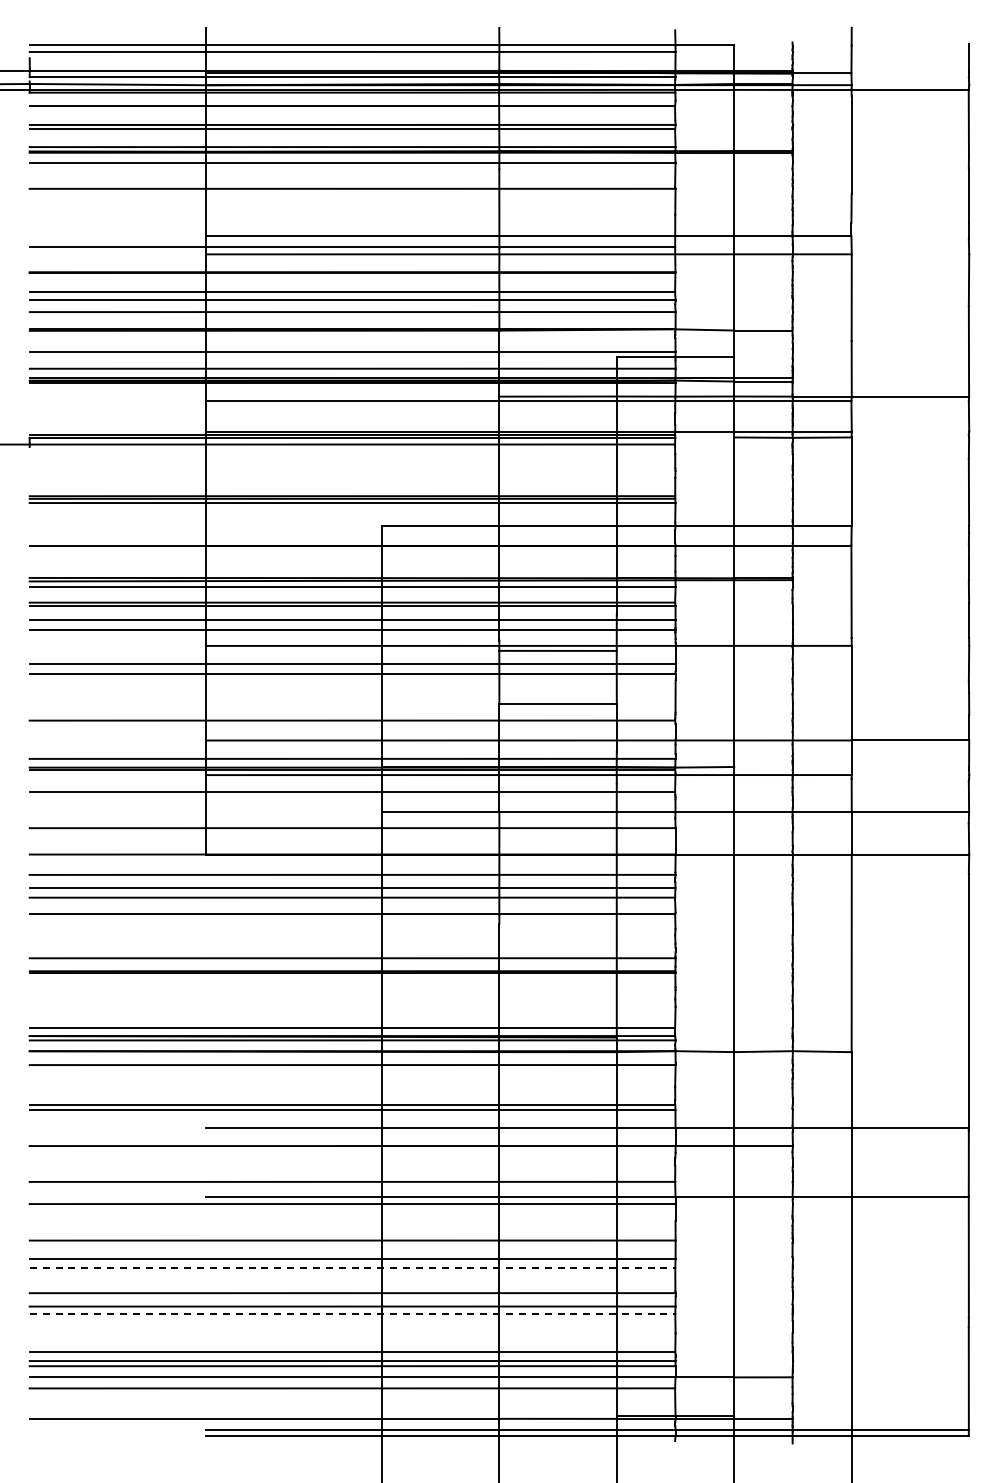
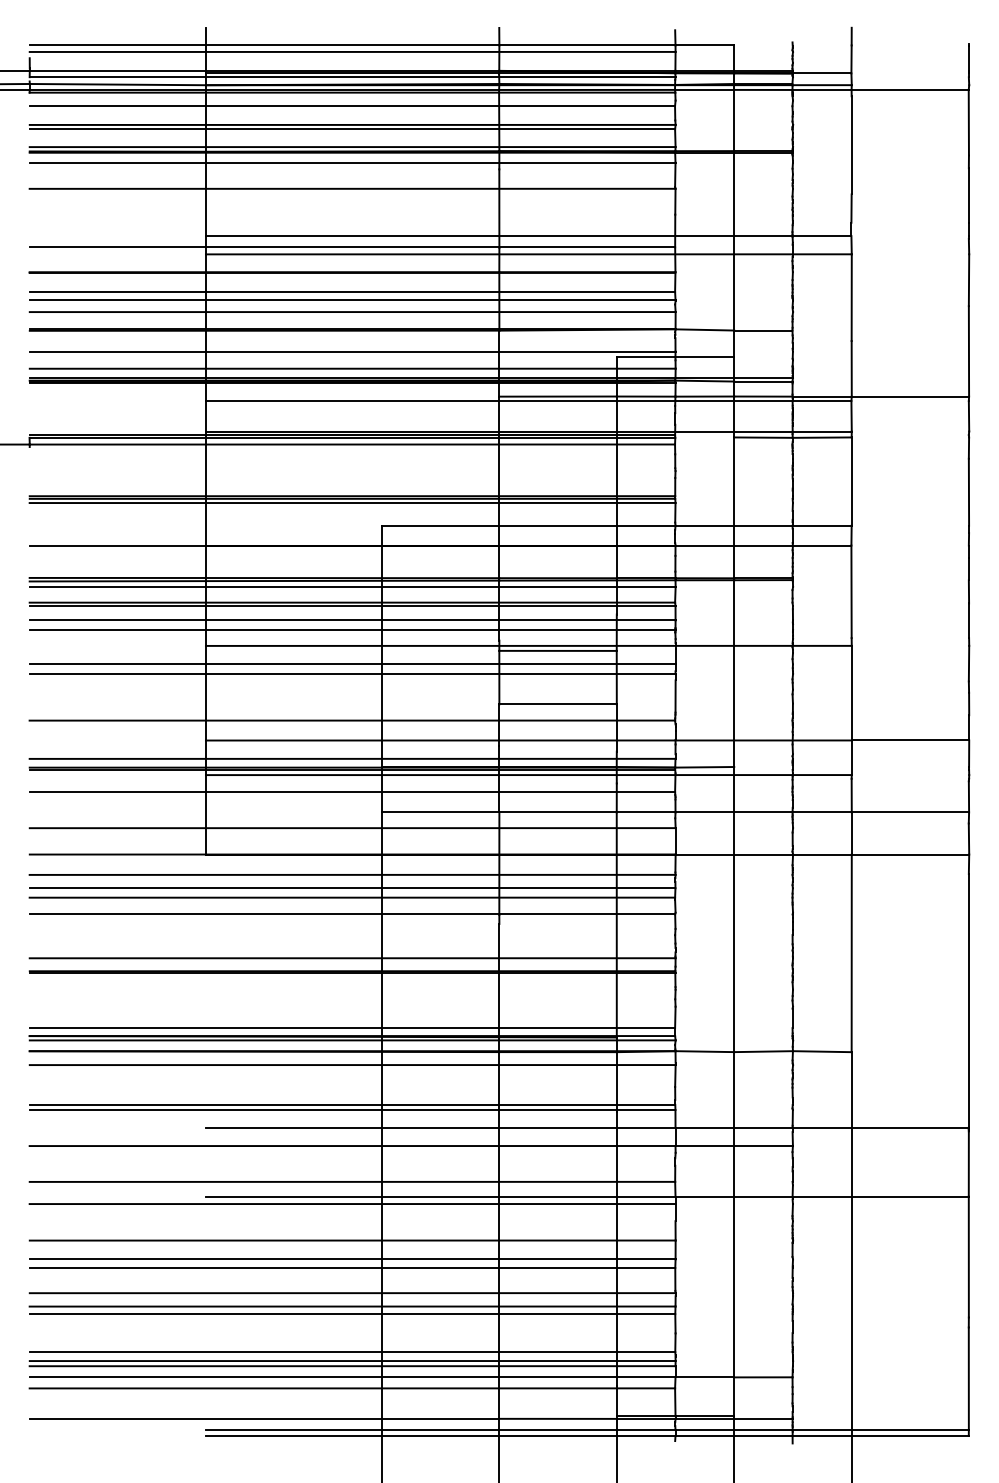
line: dashed -> solid (352, 1267)
line: dashed -> solid (352, 1314)
